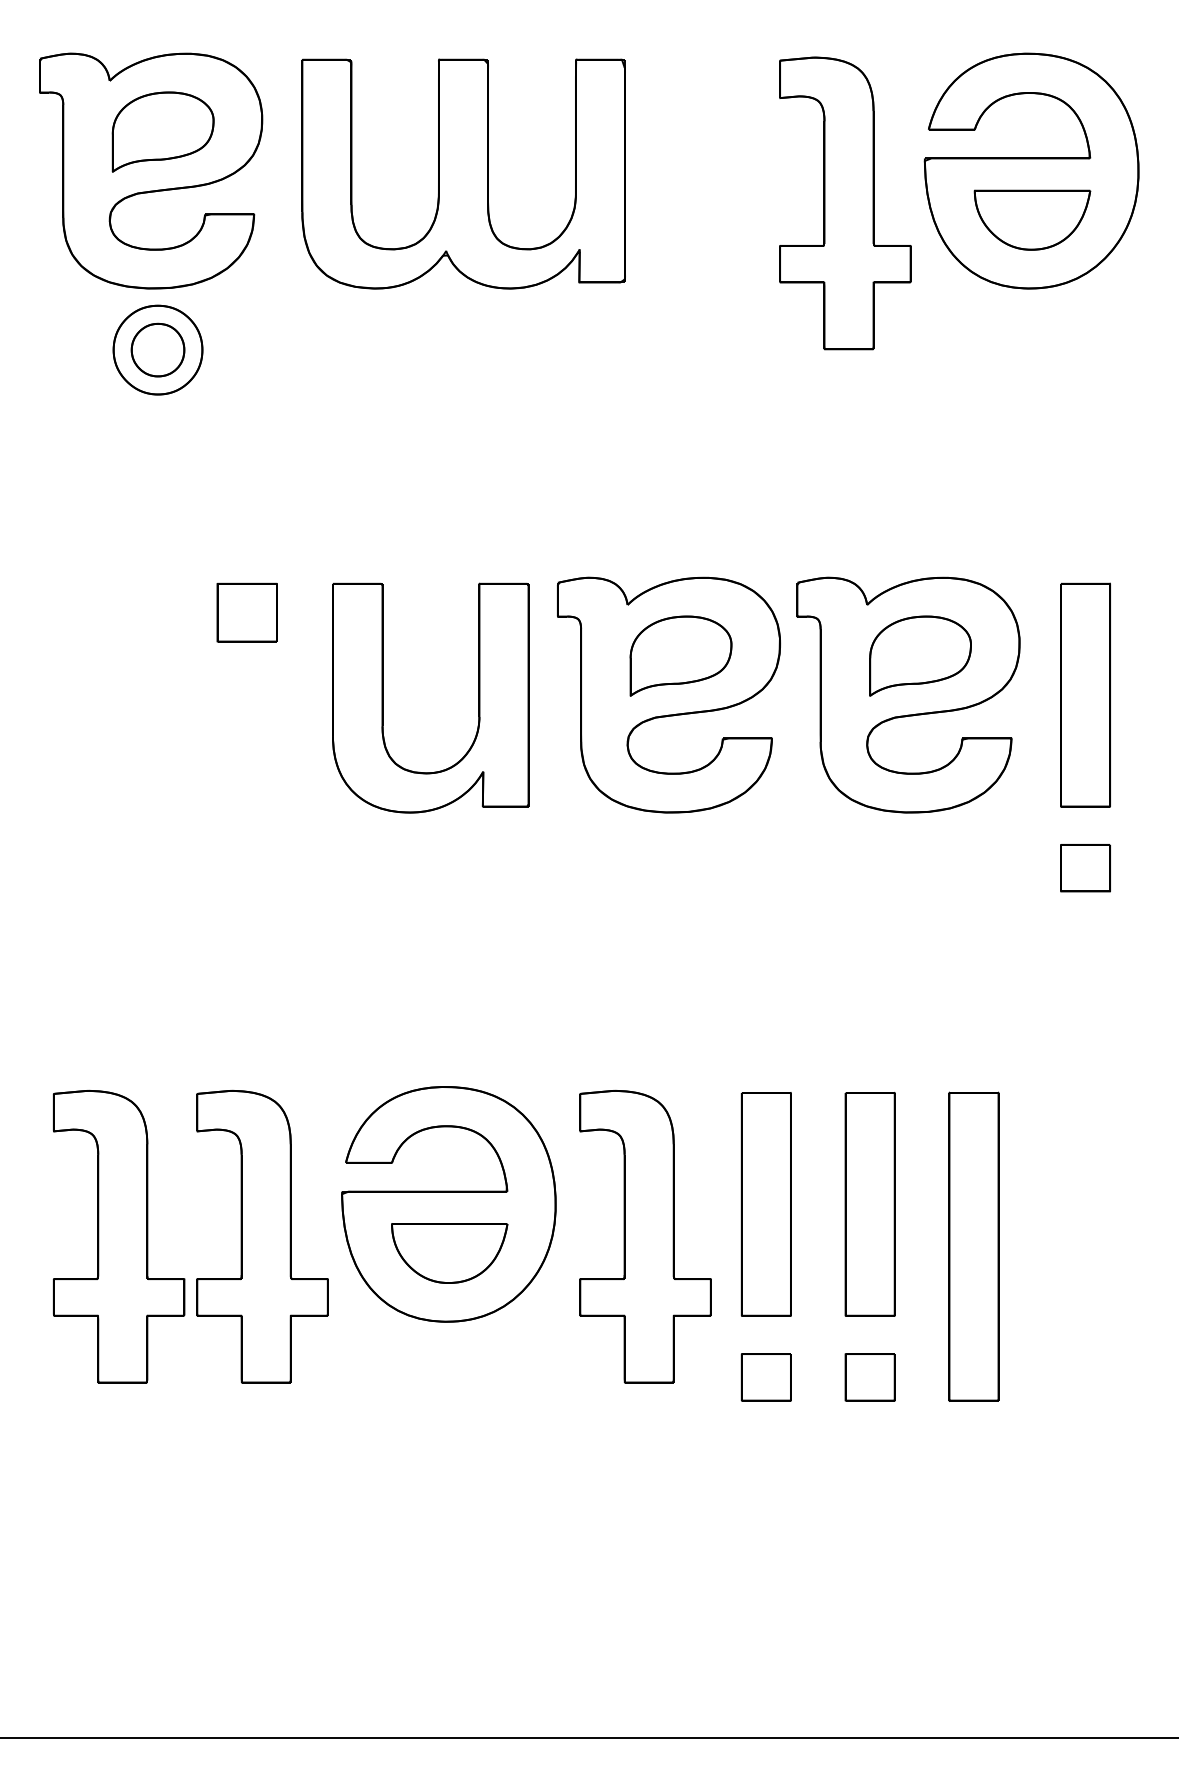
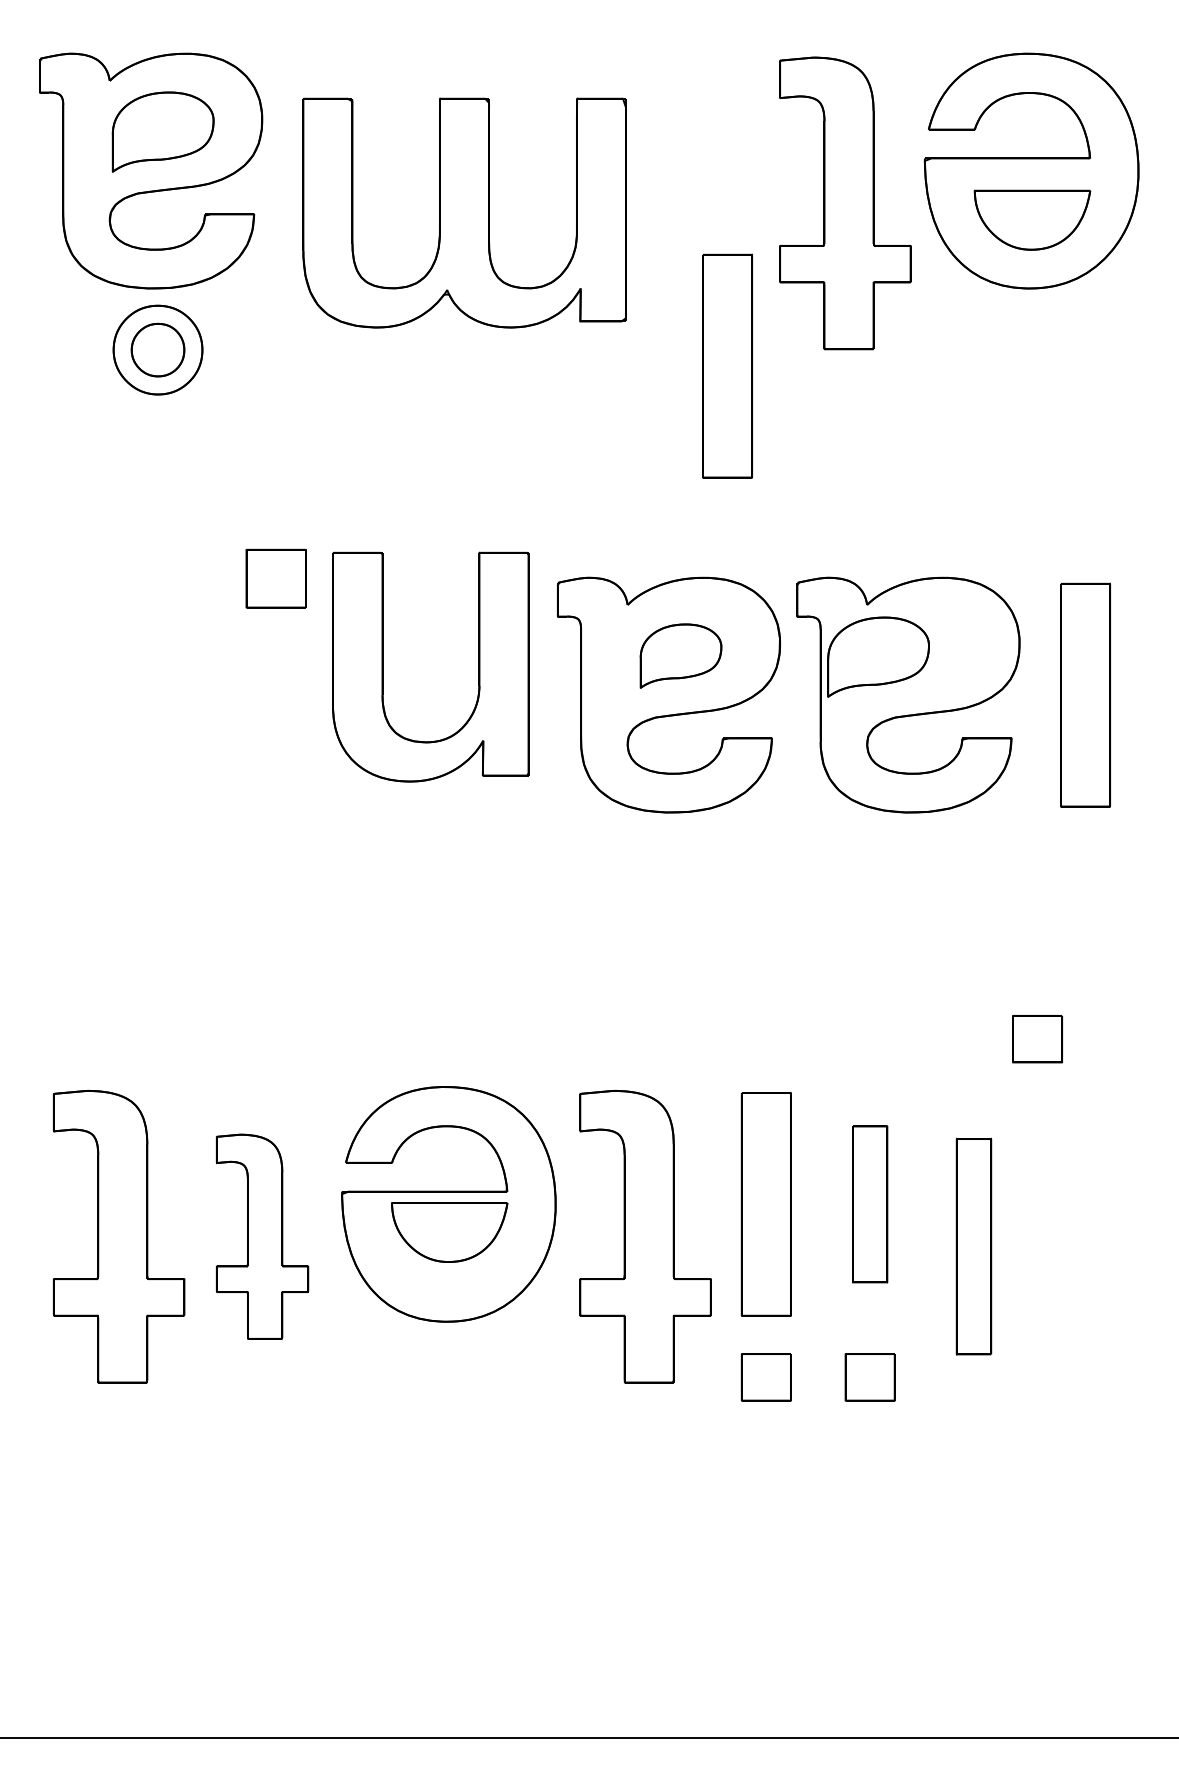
part position: (463, 173) -> (464, 212) (464, 212)
part: none -> present (727, 365)
part position: (246, 612) -> (275, 578) (275, 578)
part size: 104x82 px -> 84x66 px (680, 655)
part position: (920, 655) -> (878, 656) (878, 656)
part position: (383, 697) -> (383, 666) (383, 666)
part position: (1085, 868) -> (1037, 1039) (1037, 1039)
part size: 52x225 px -> 37x159 px (870, 1204)
part size: 133x294 px -> 94x207 px (262, 1236)
part size: 52x311 px -> 38x219 px (973, 1246)
part position: (449, 1253) -> (449, 1232) (449, 1232)
